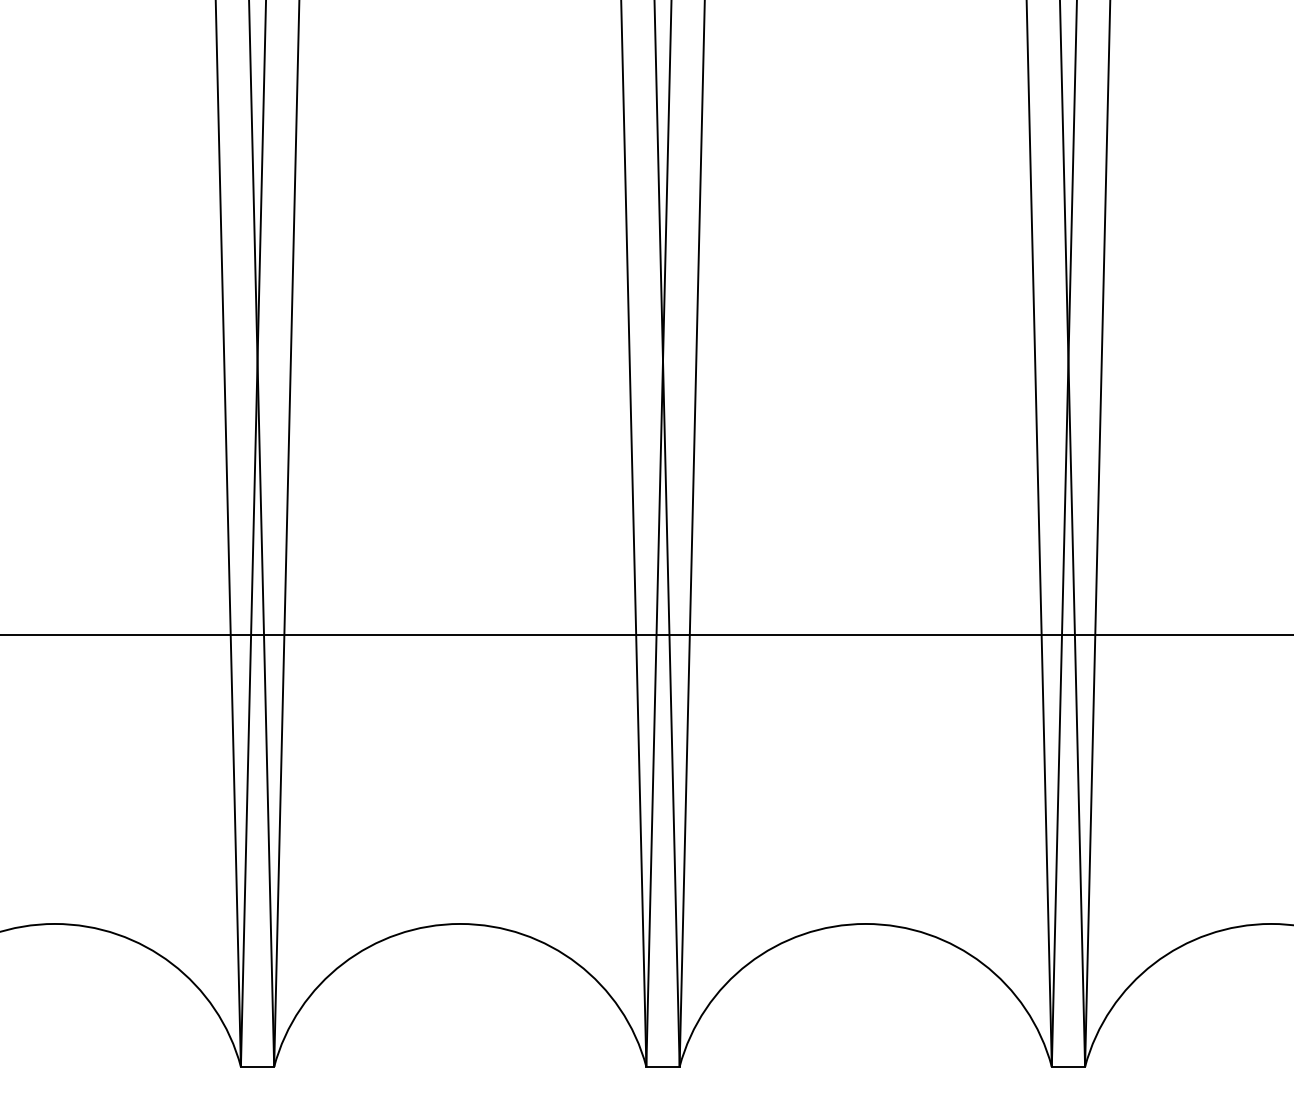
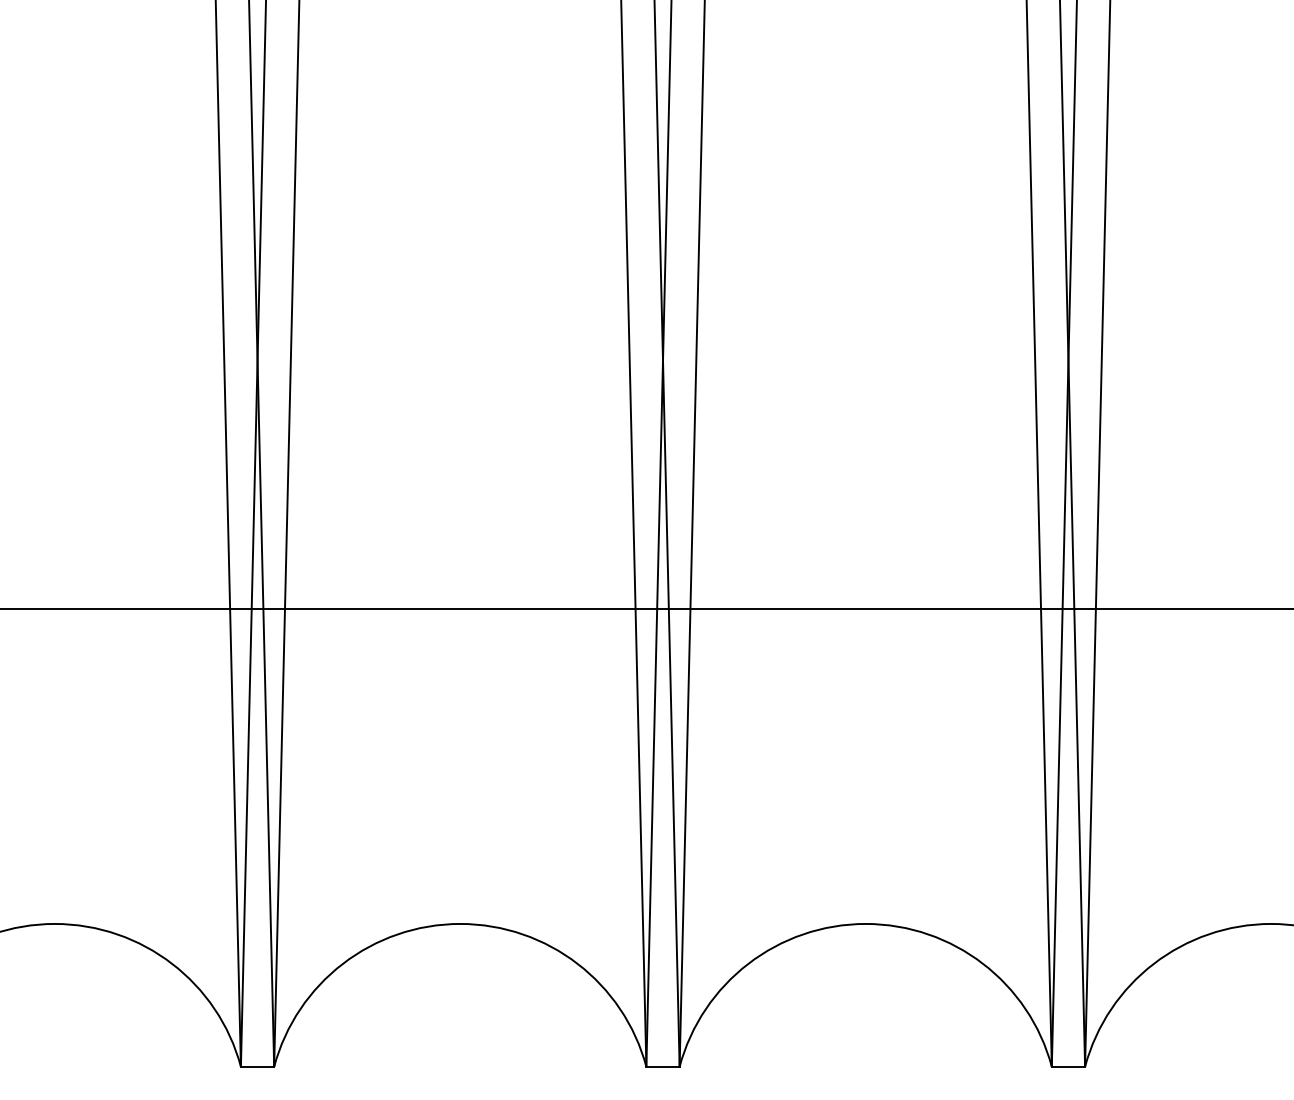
line position: (646, 634) -> (646, 608) (646, 608)
